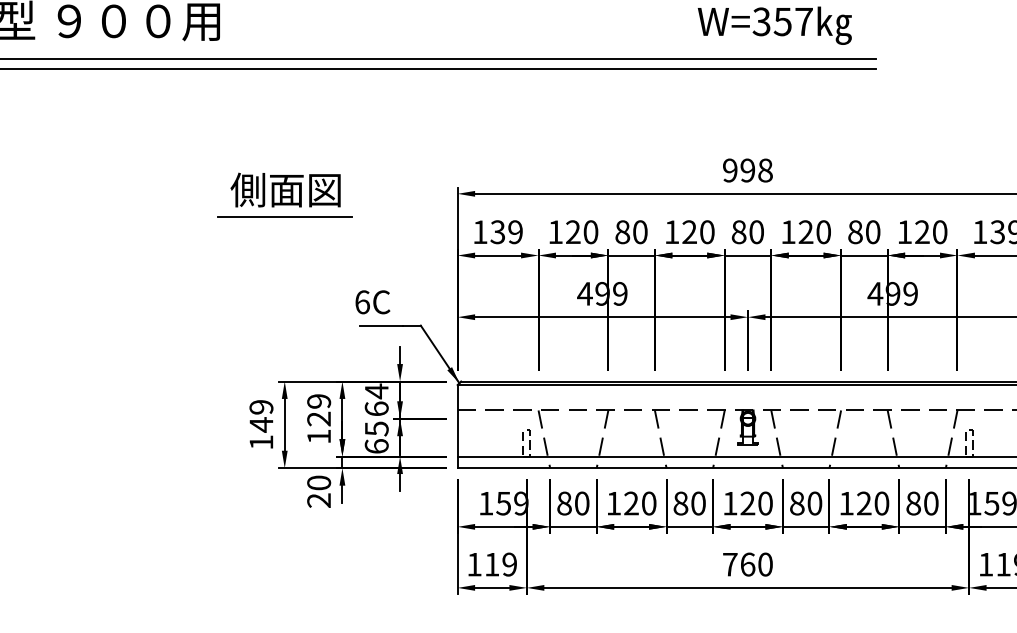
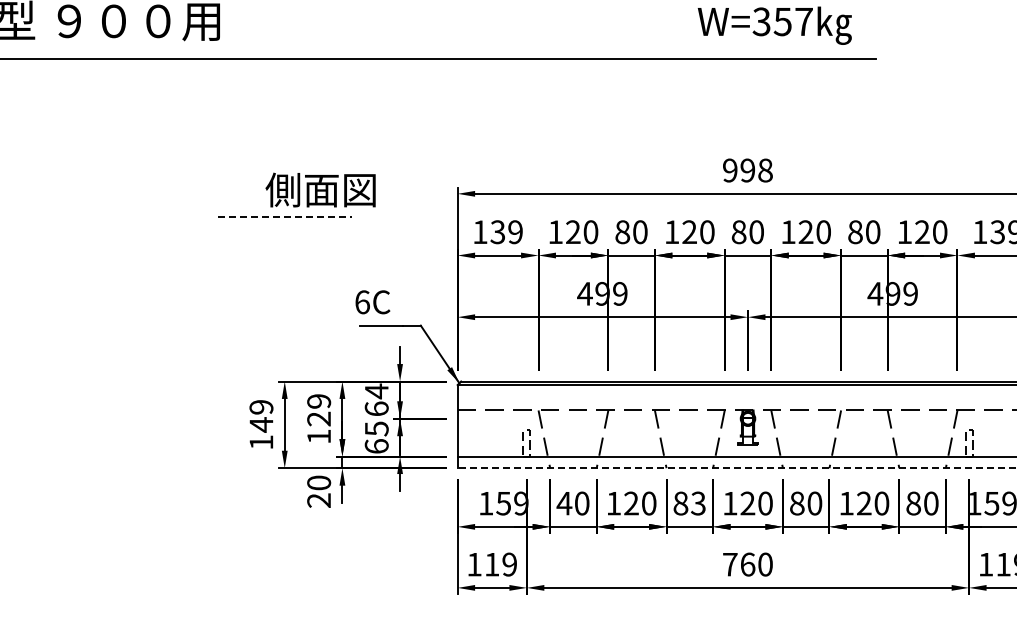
line: present -> none (438, 68)
text position: (285, 189) -> (320, 189) (320, 189)
line: solid -> dashed (285, 216)
line: solid -> dashed (736, 468)
text: 80 -> 40 (564, 503)
text: 80 -> 83 (698, 503)
